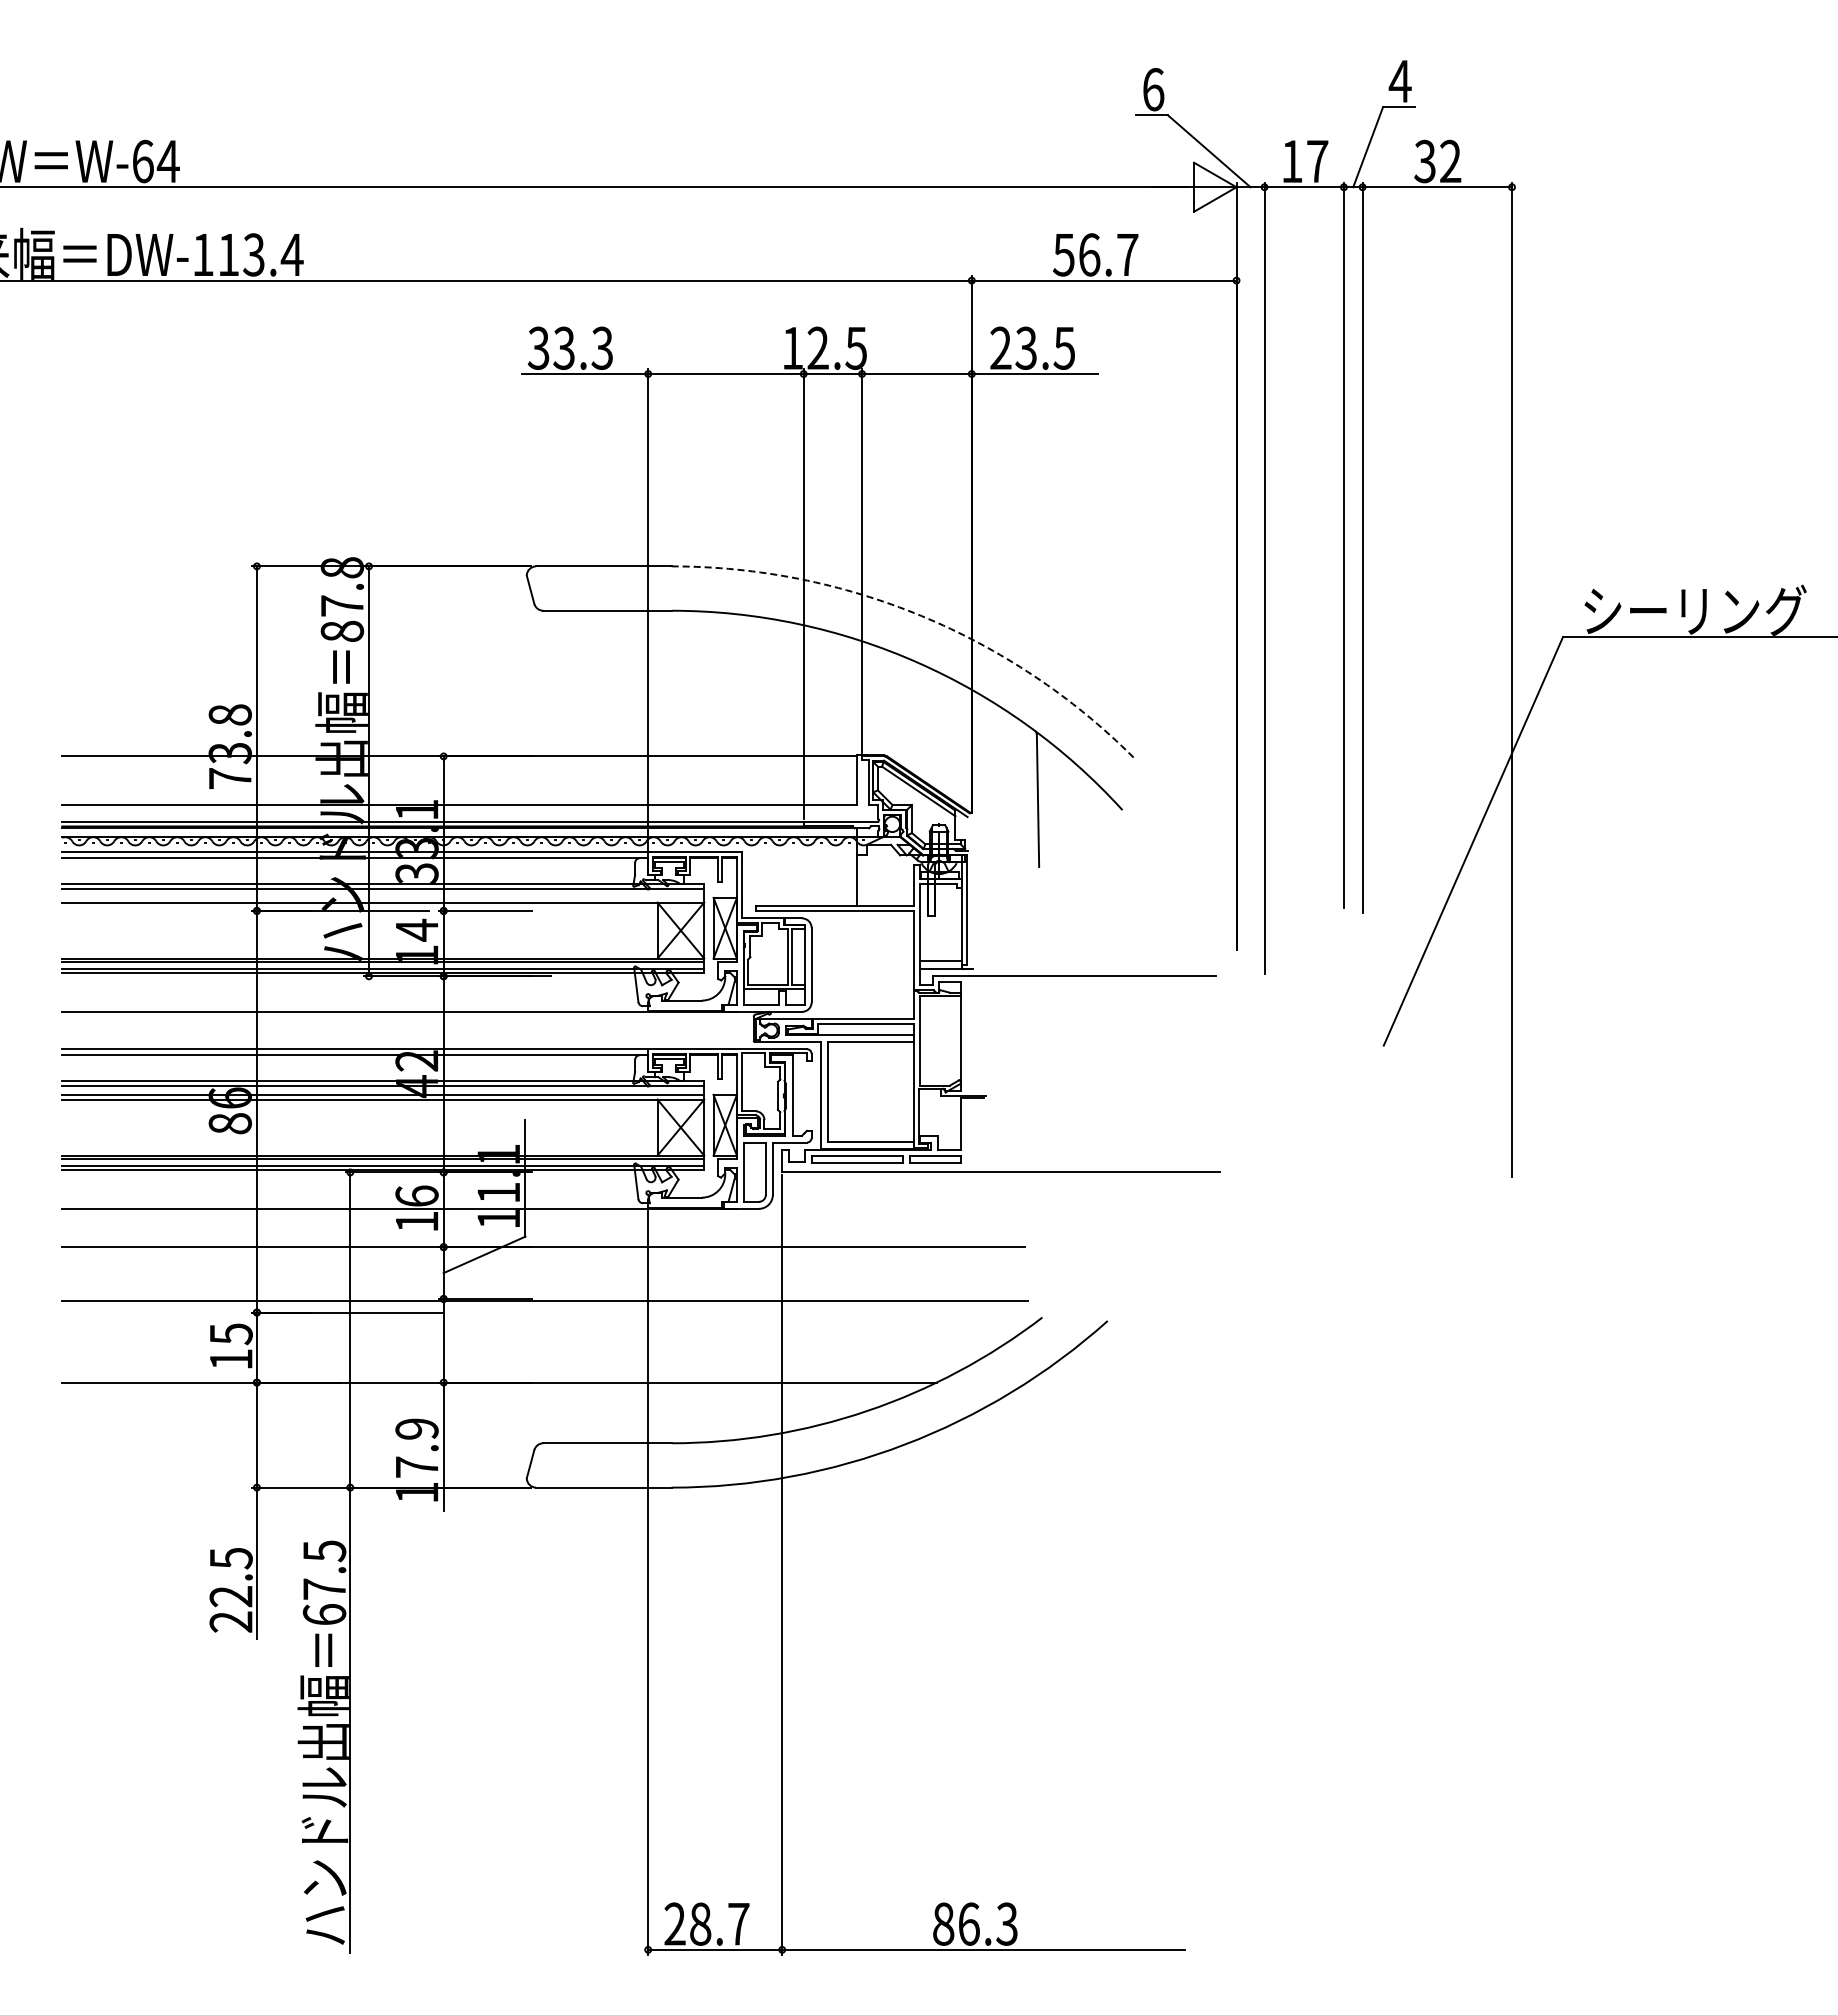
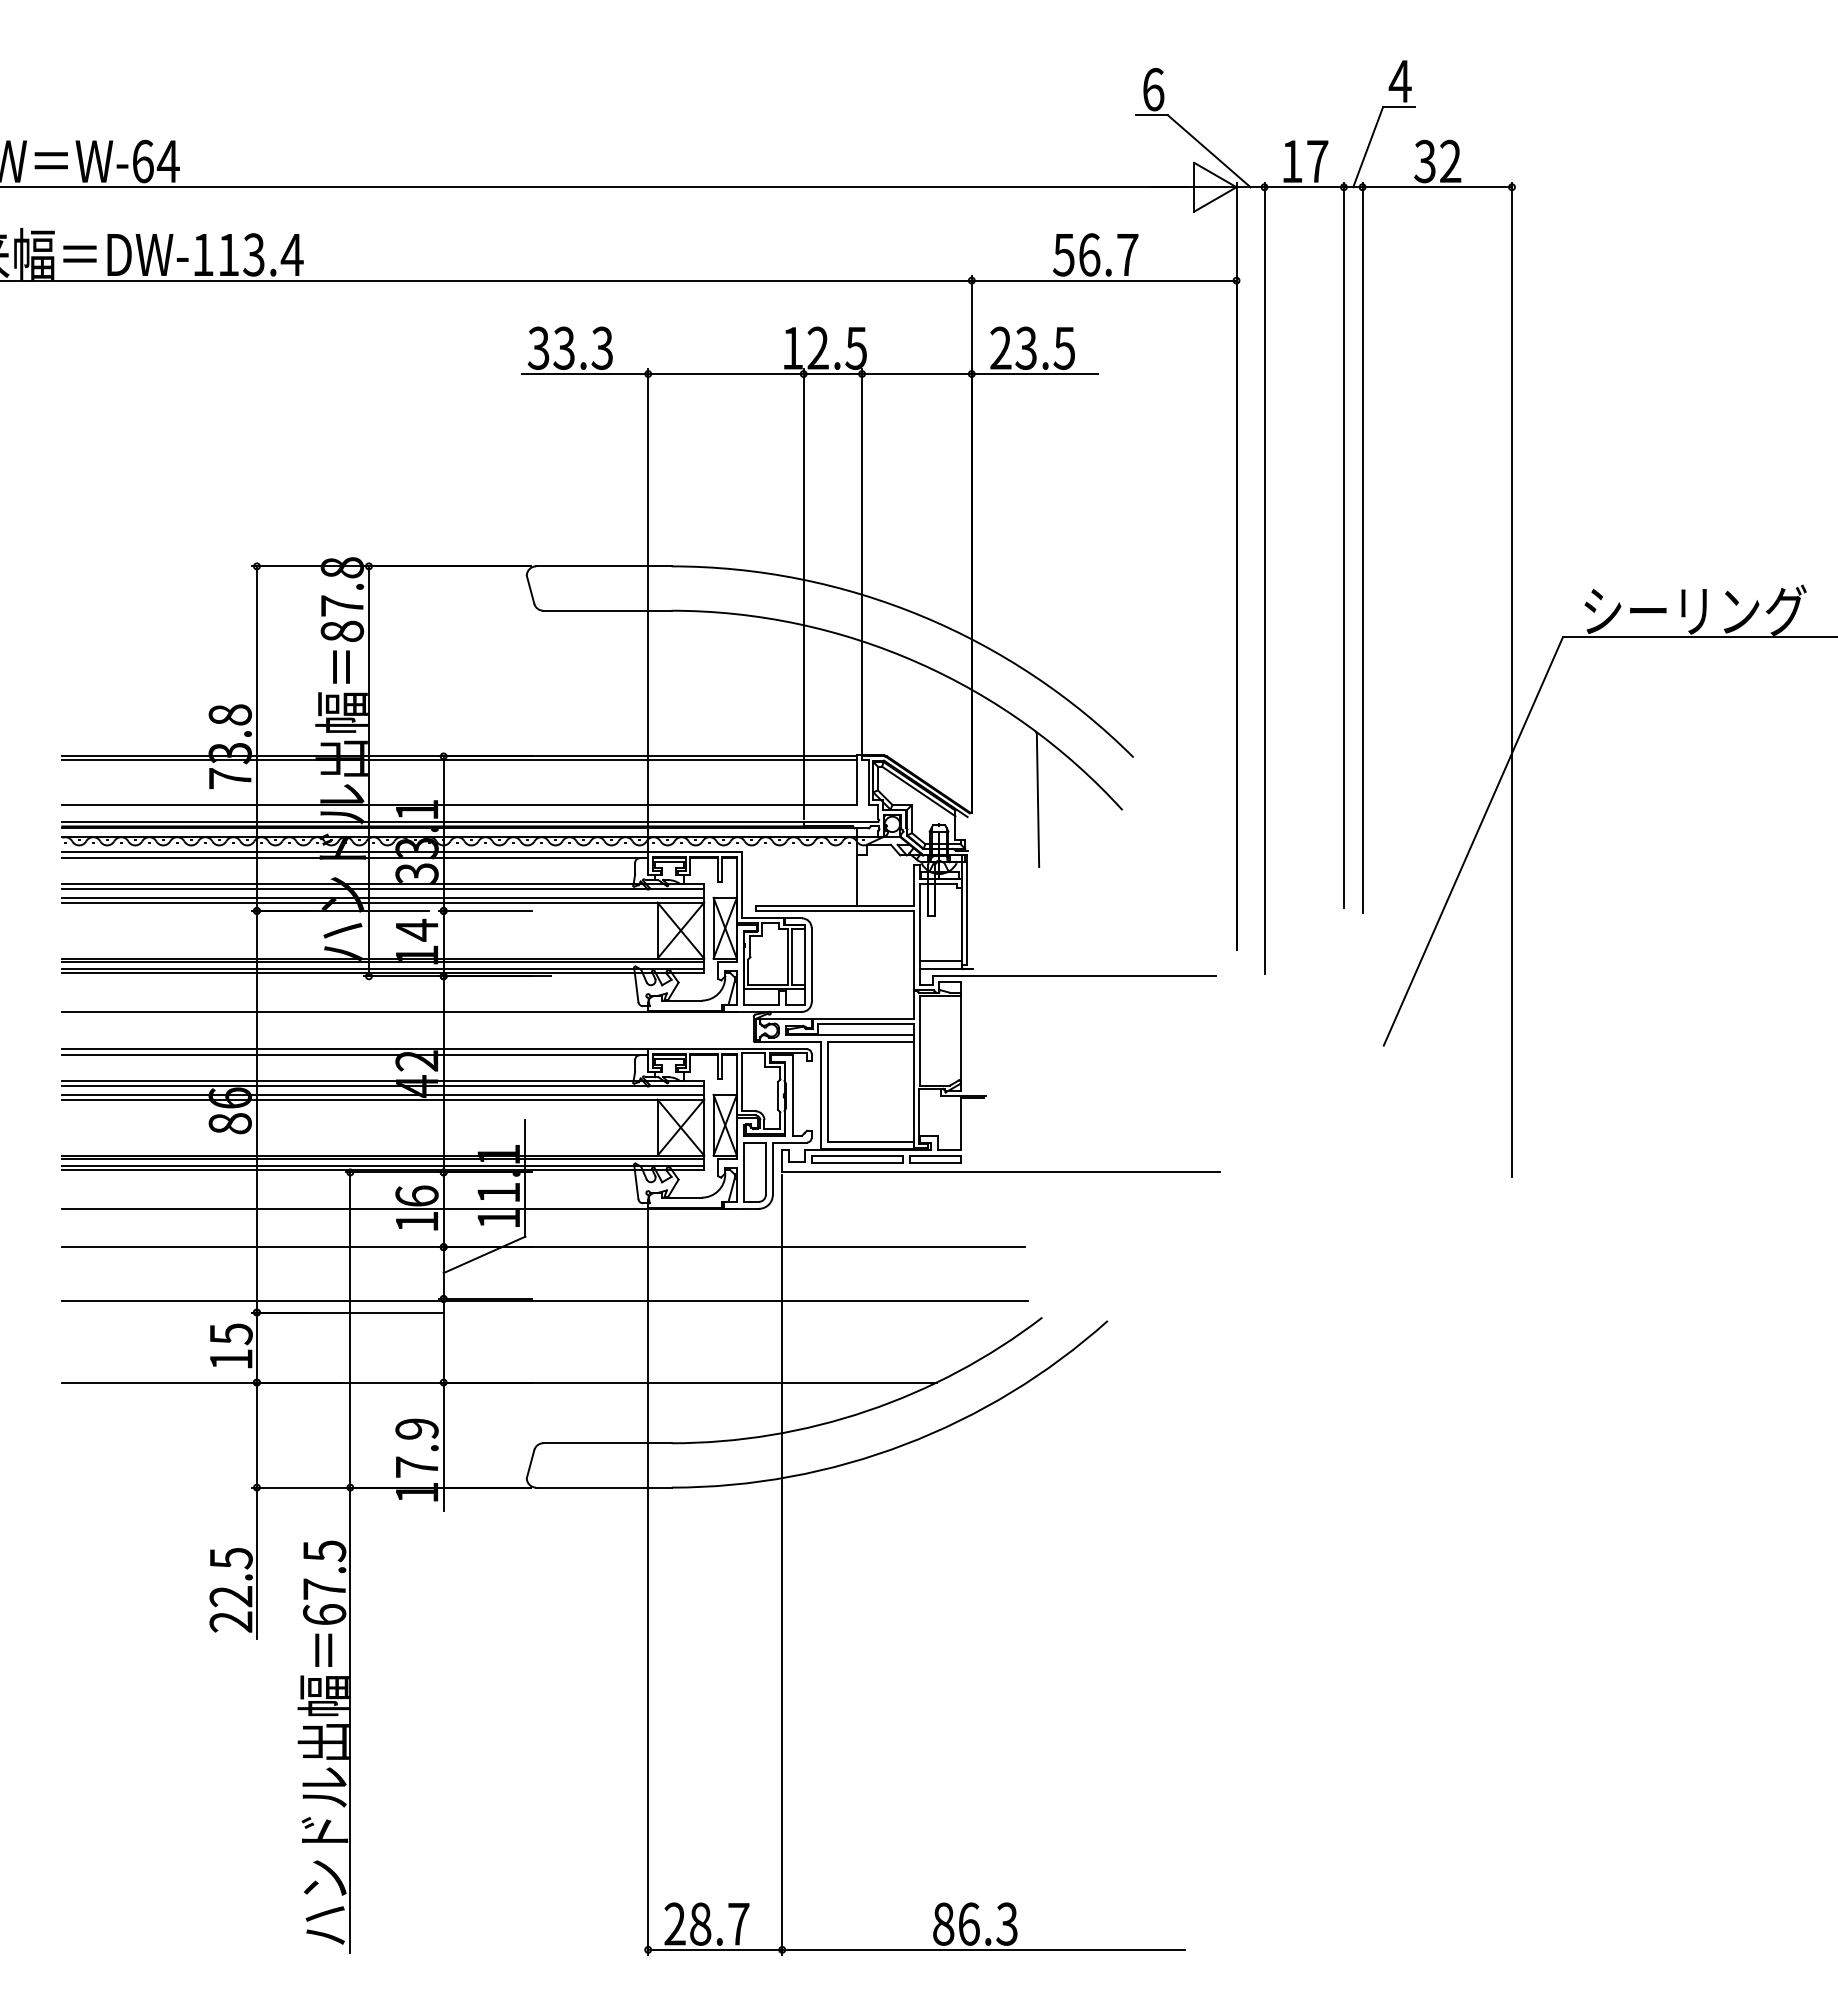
arc: dashed -> solid (921, 616)
line: none -> present (459, 760)
line: none -> present (383, 897)
